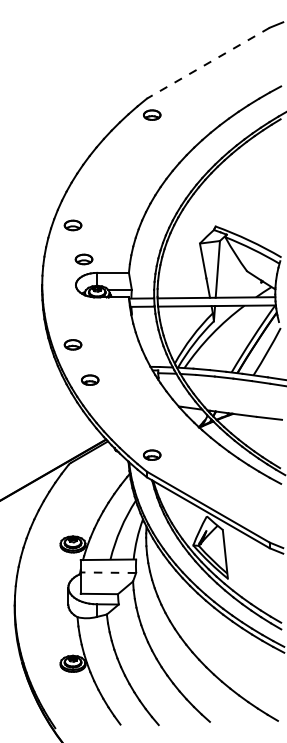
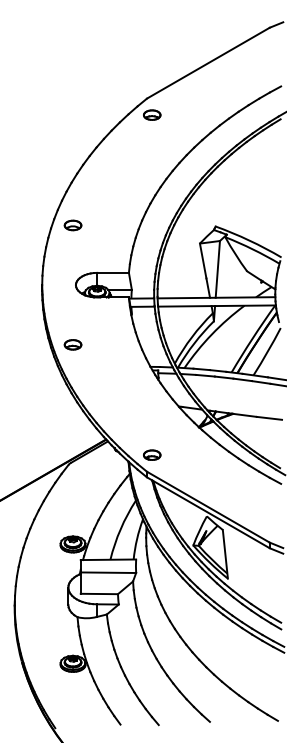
line: dashed -> solid (208, 63)
part: present -> none (83, 259)
part: present -> none (90, 379)
line: dashed -> solid (108, 572)
